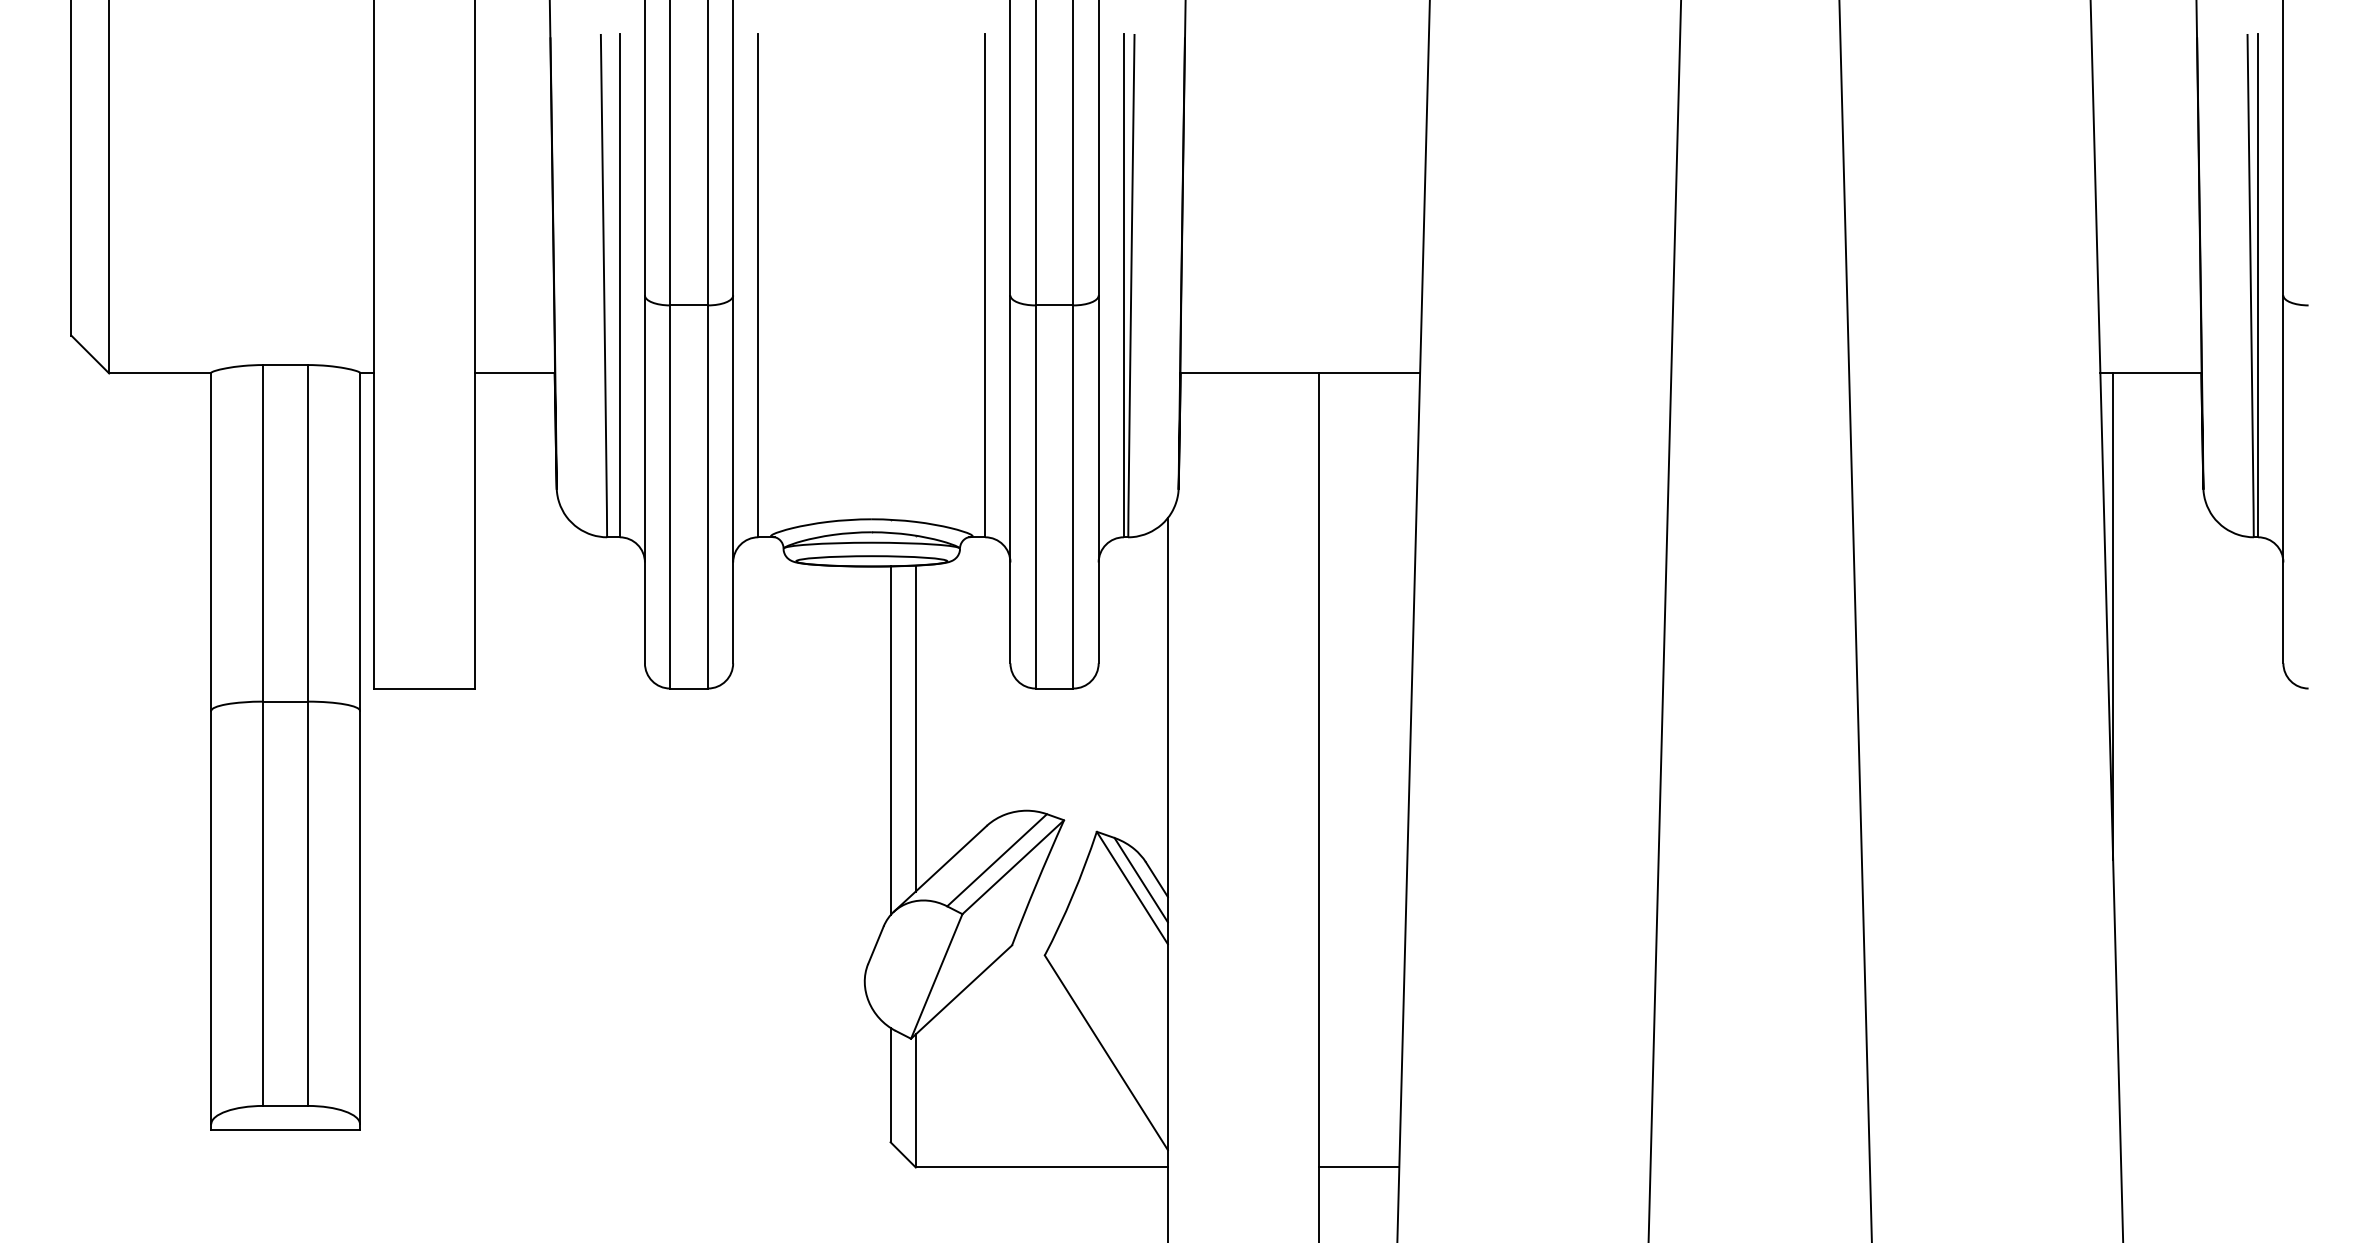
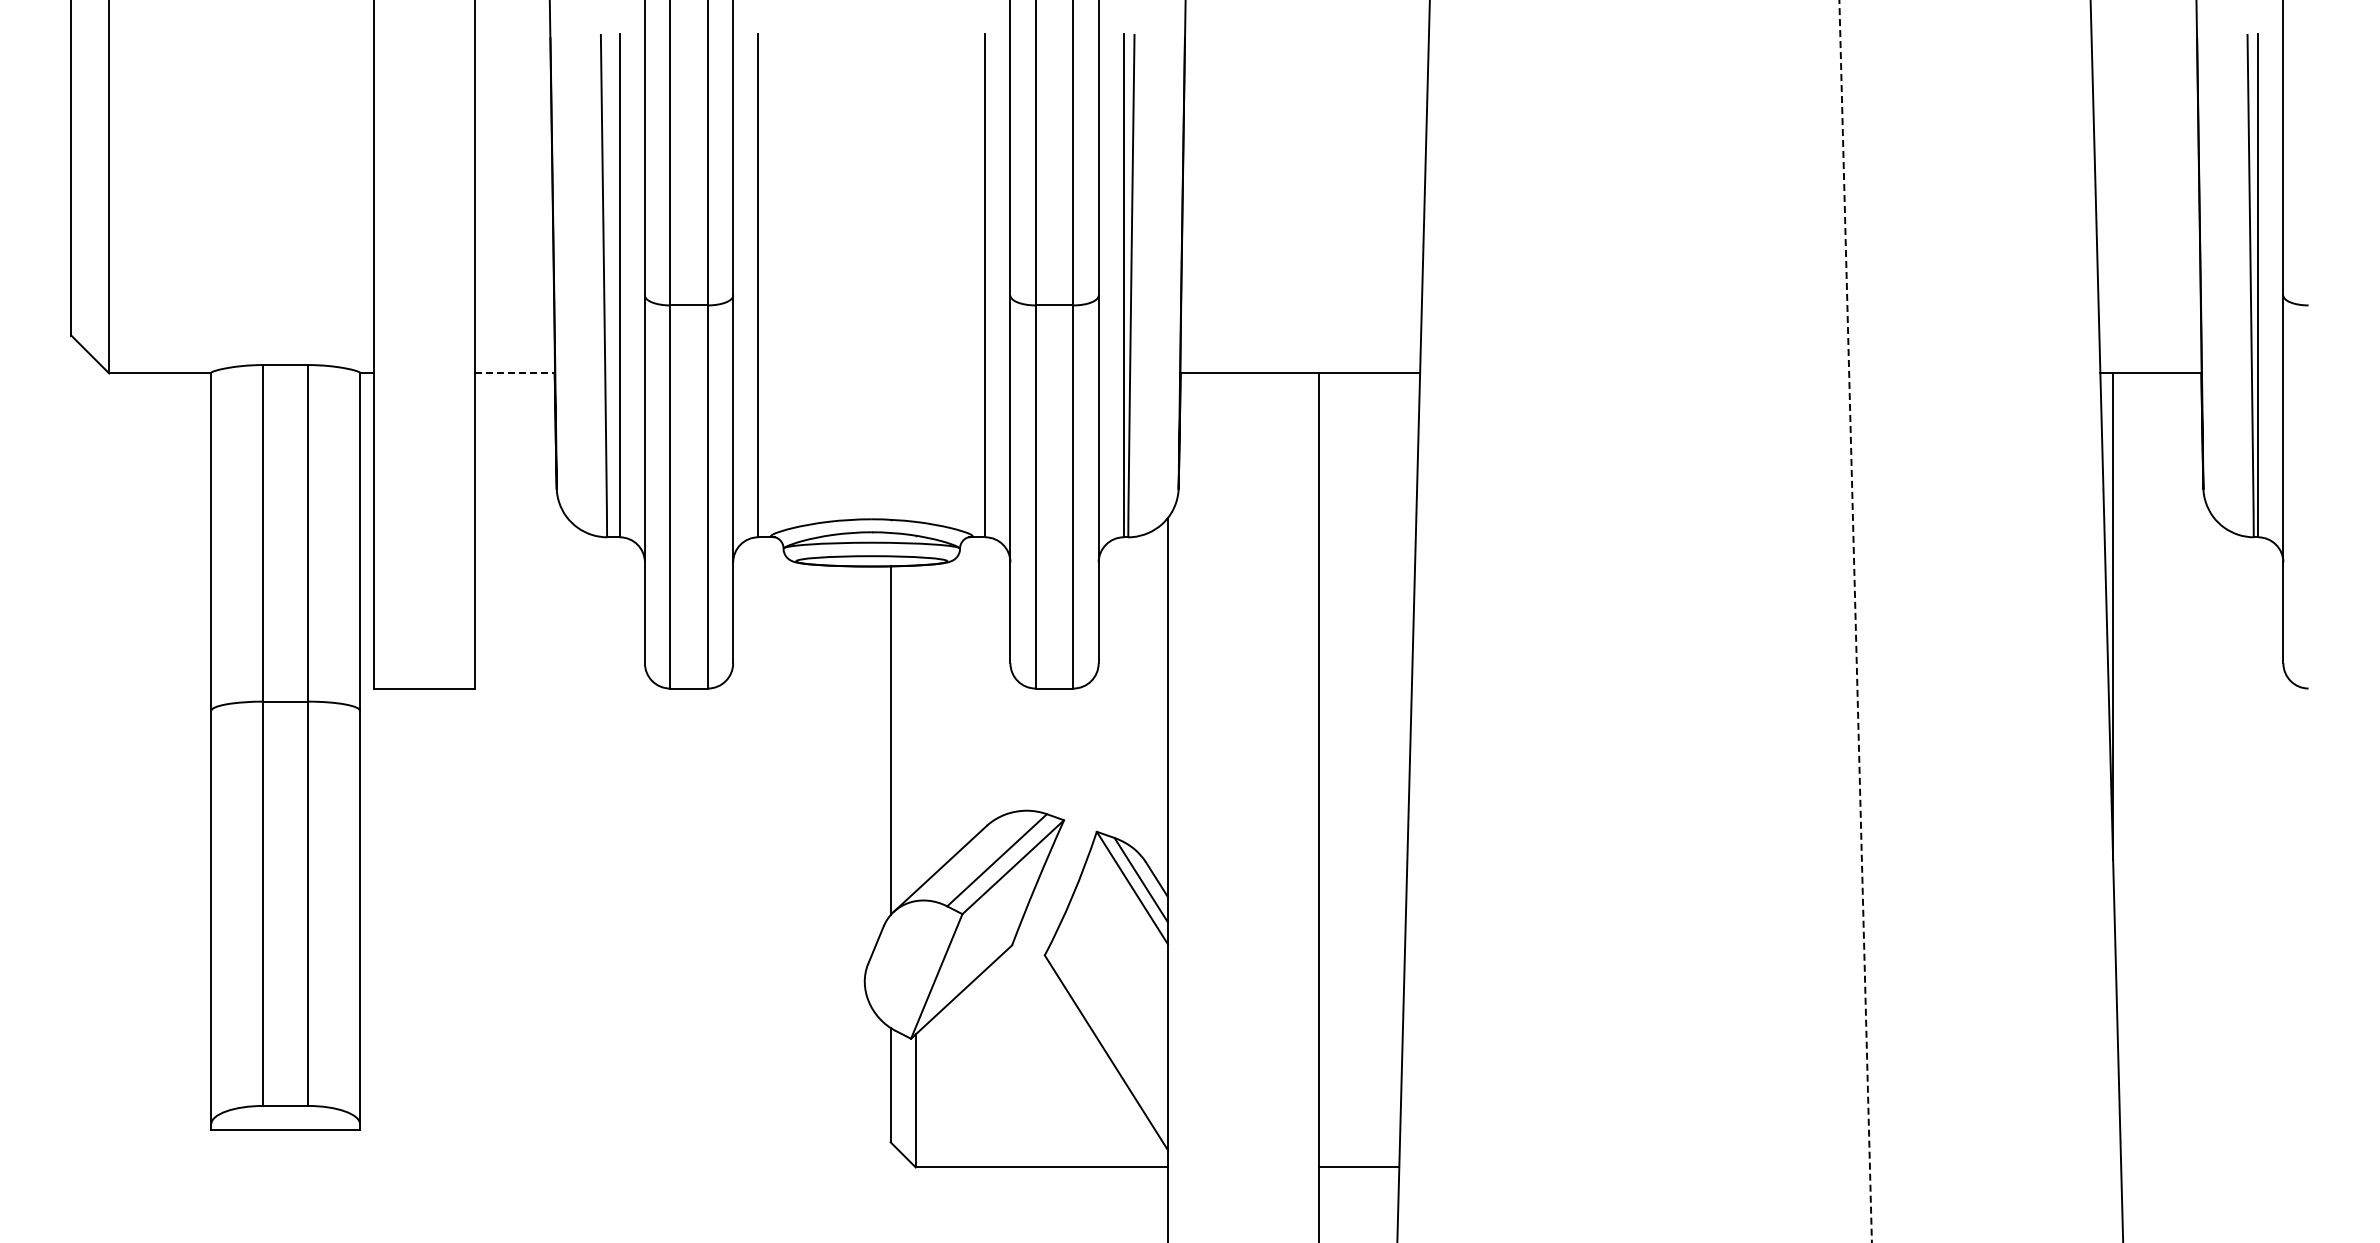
line: solid -> dashed (515, 373)
line: present -> none (1664, 620)
line: solid -> dashed (1855, 621)
line: present -> none (915, 728)
